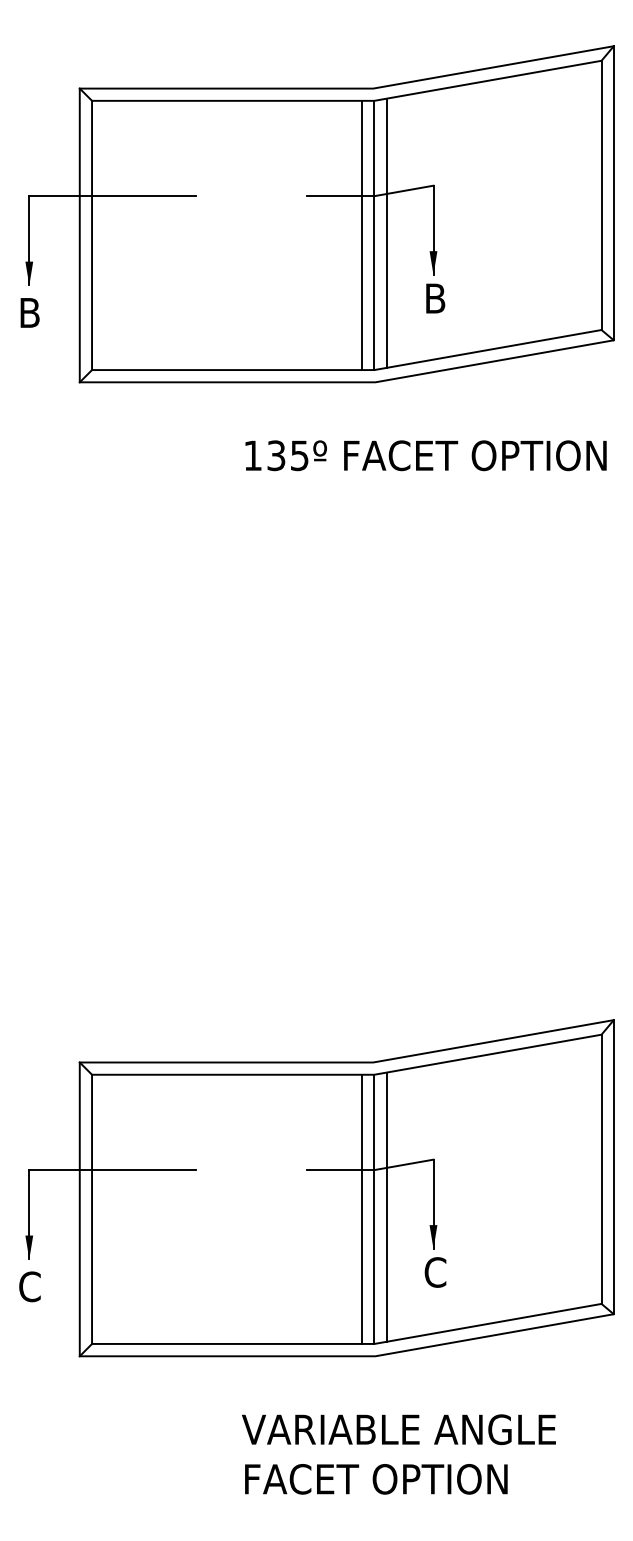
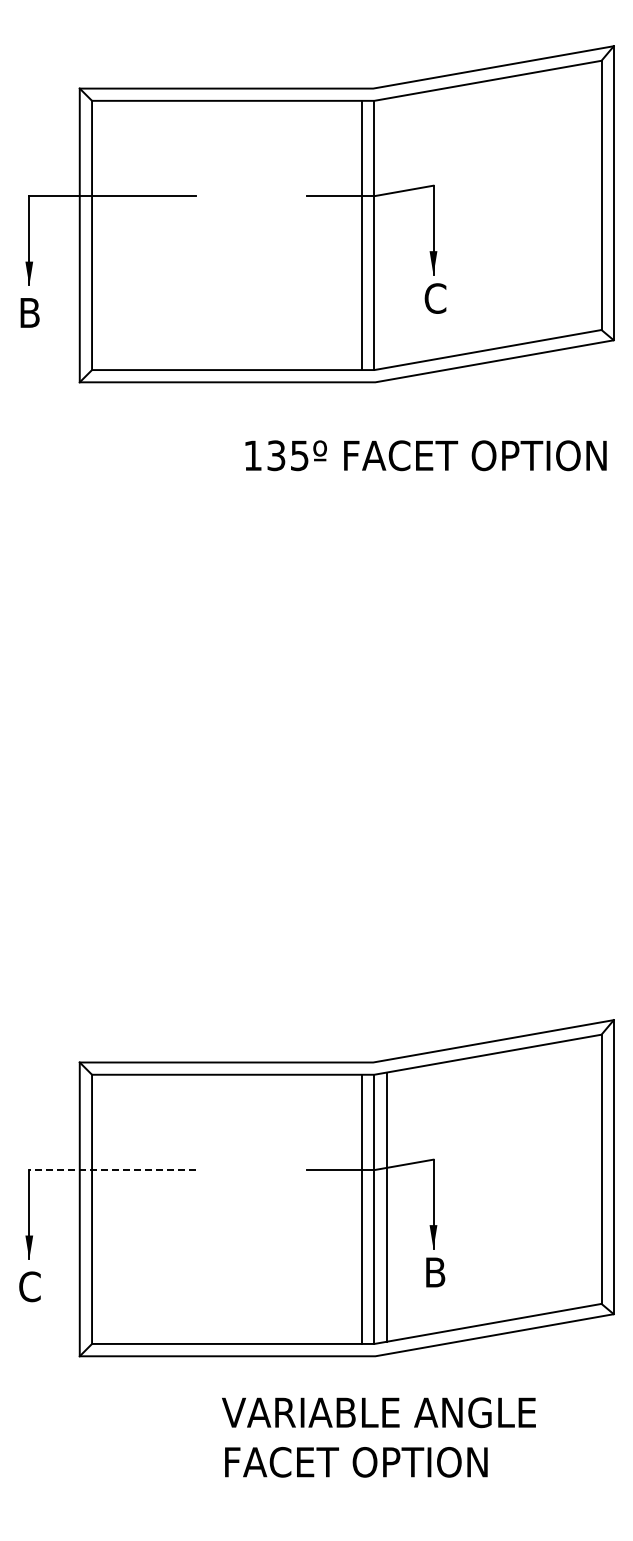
line: present -> none (386, 232)
text: B -> C (435, 298)
line: solid -> dashed (112, 1170)
text: C -> B (435, 1272)
text position: (398, 1454) -> (378, 1437) (378, 1437)
